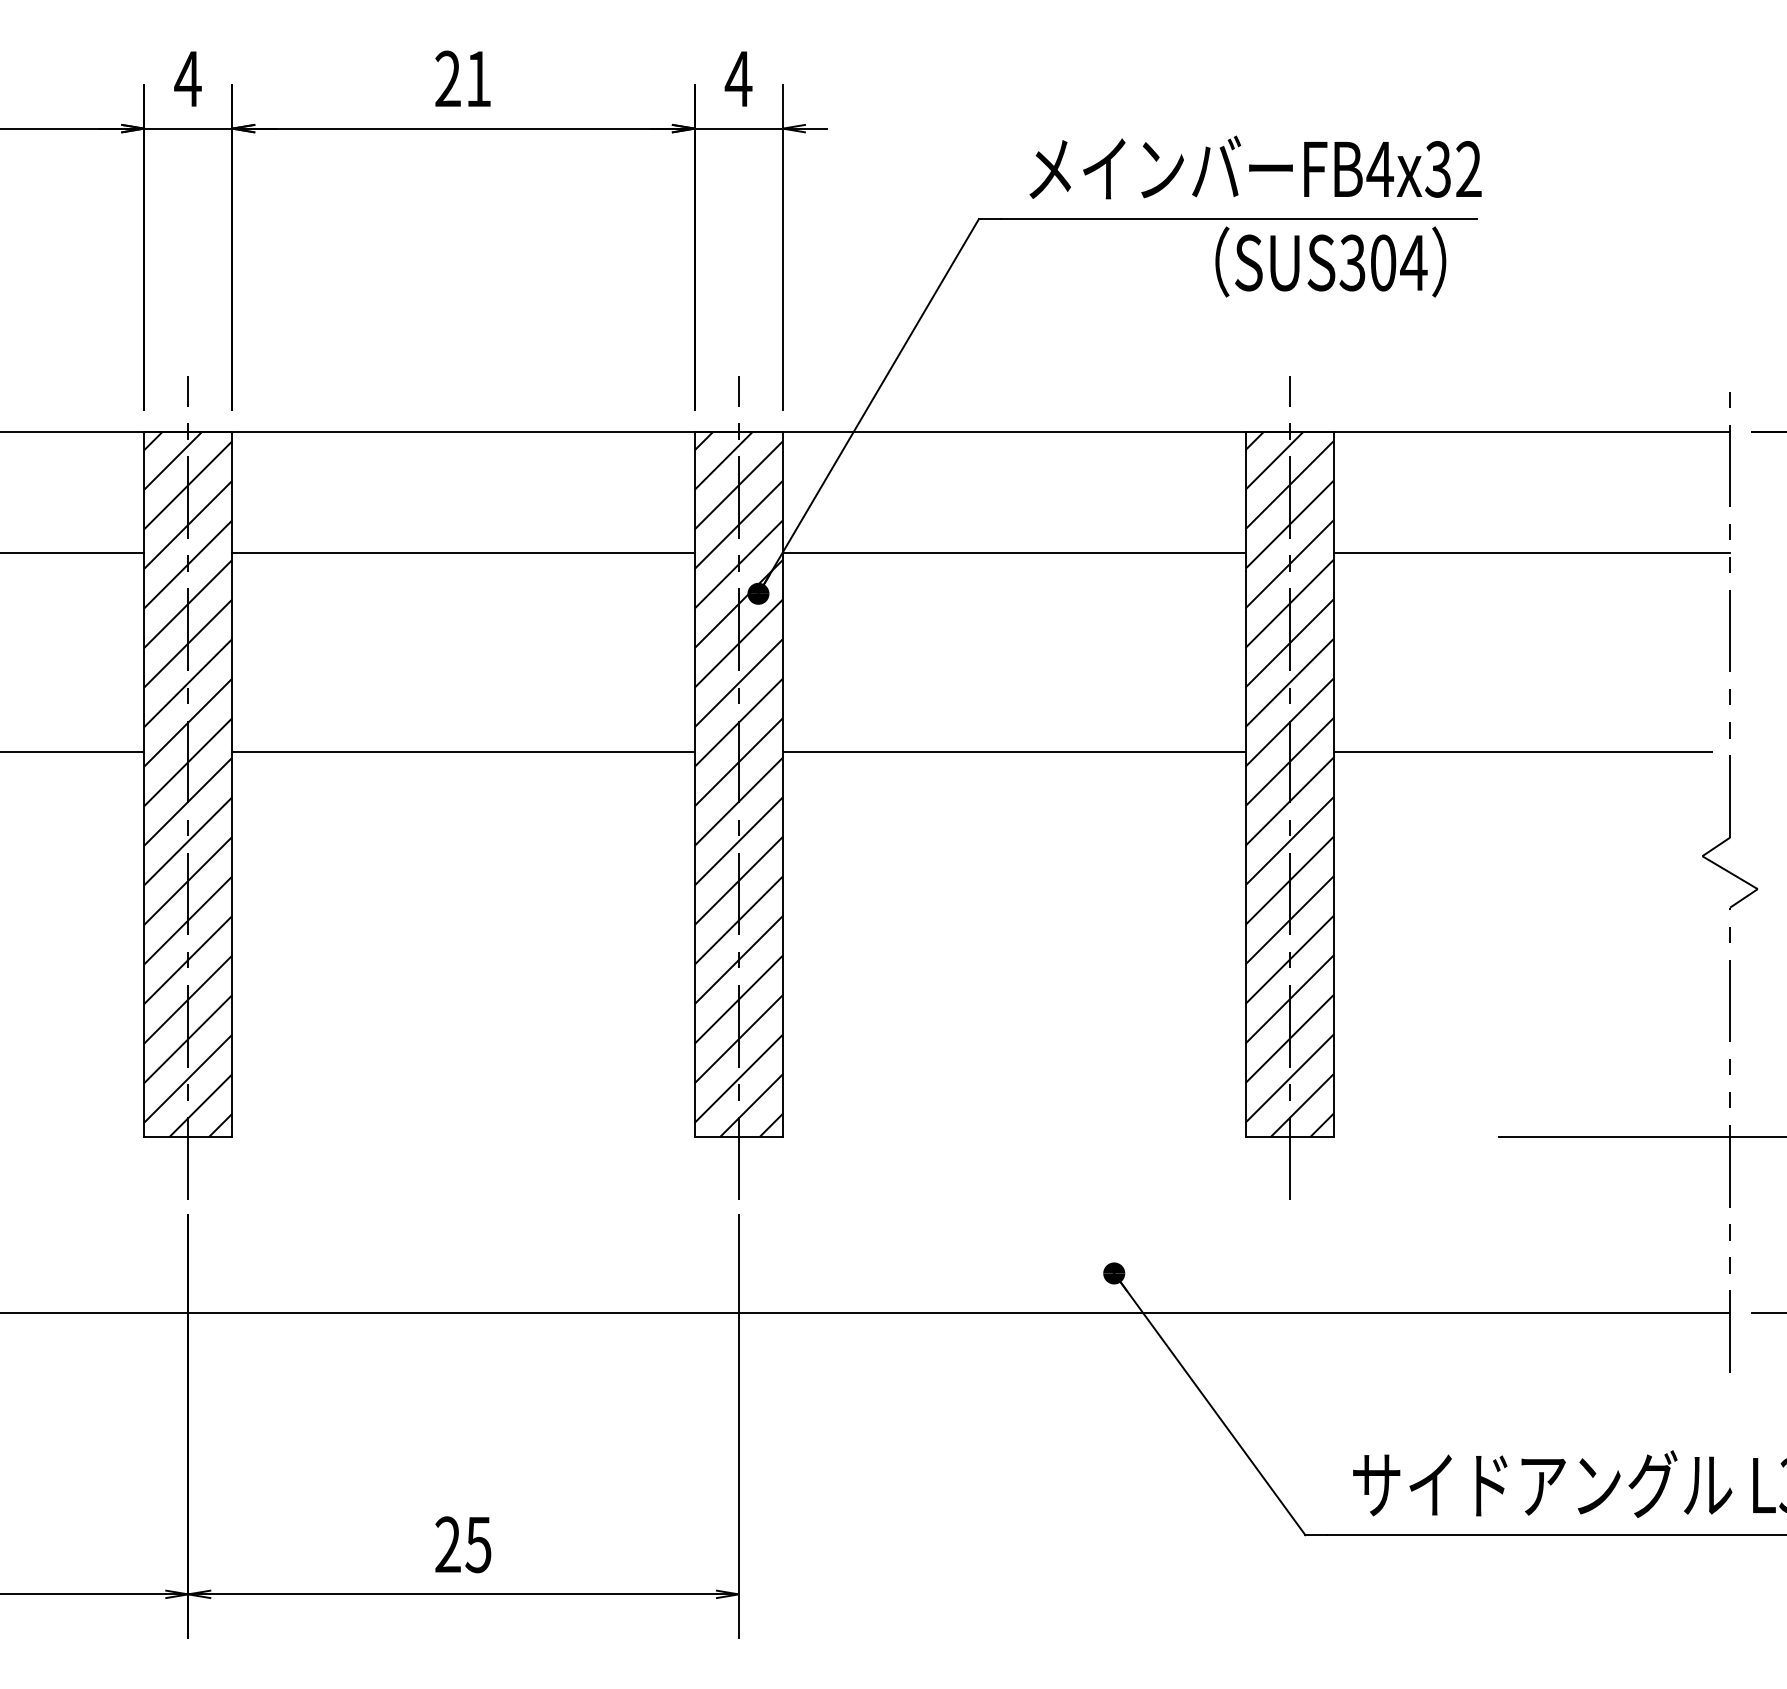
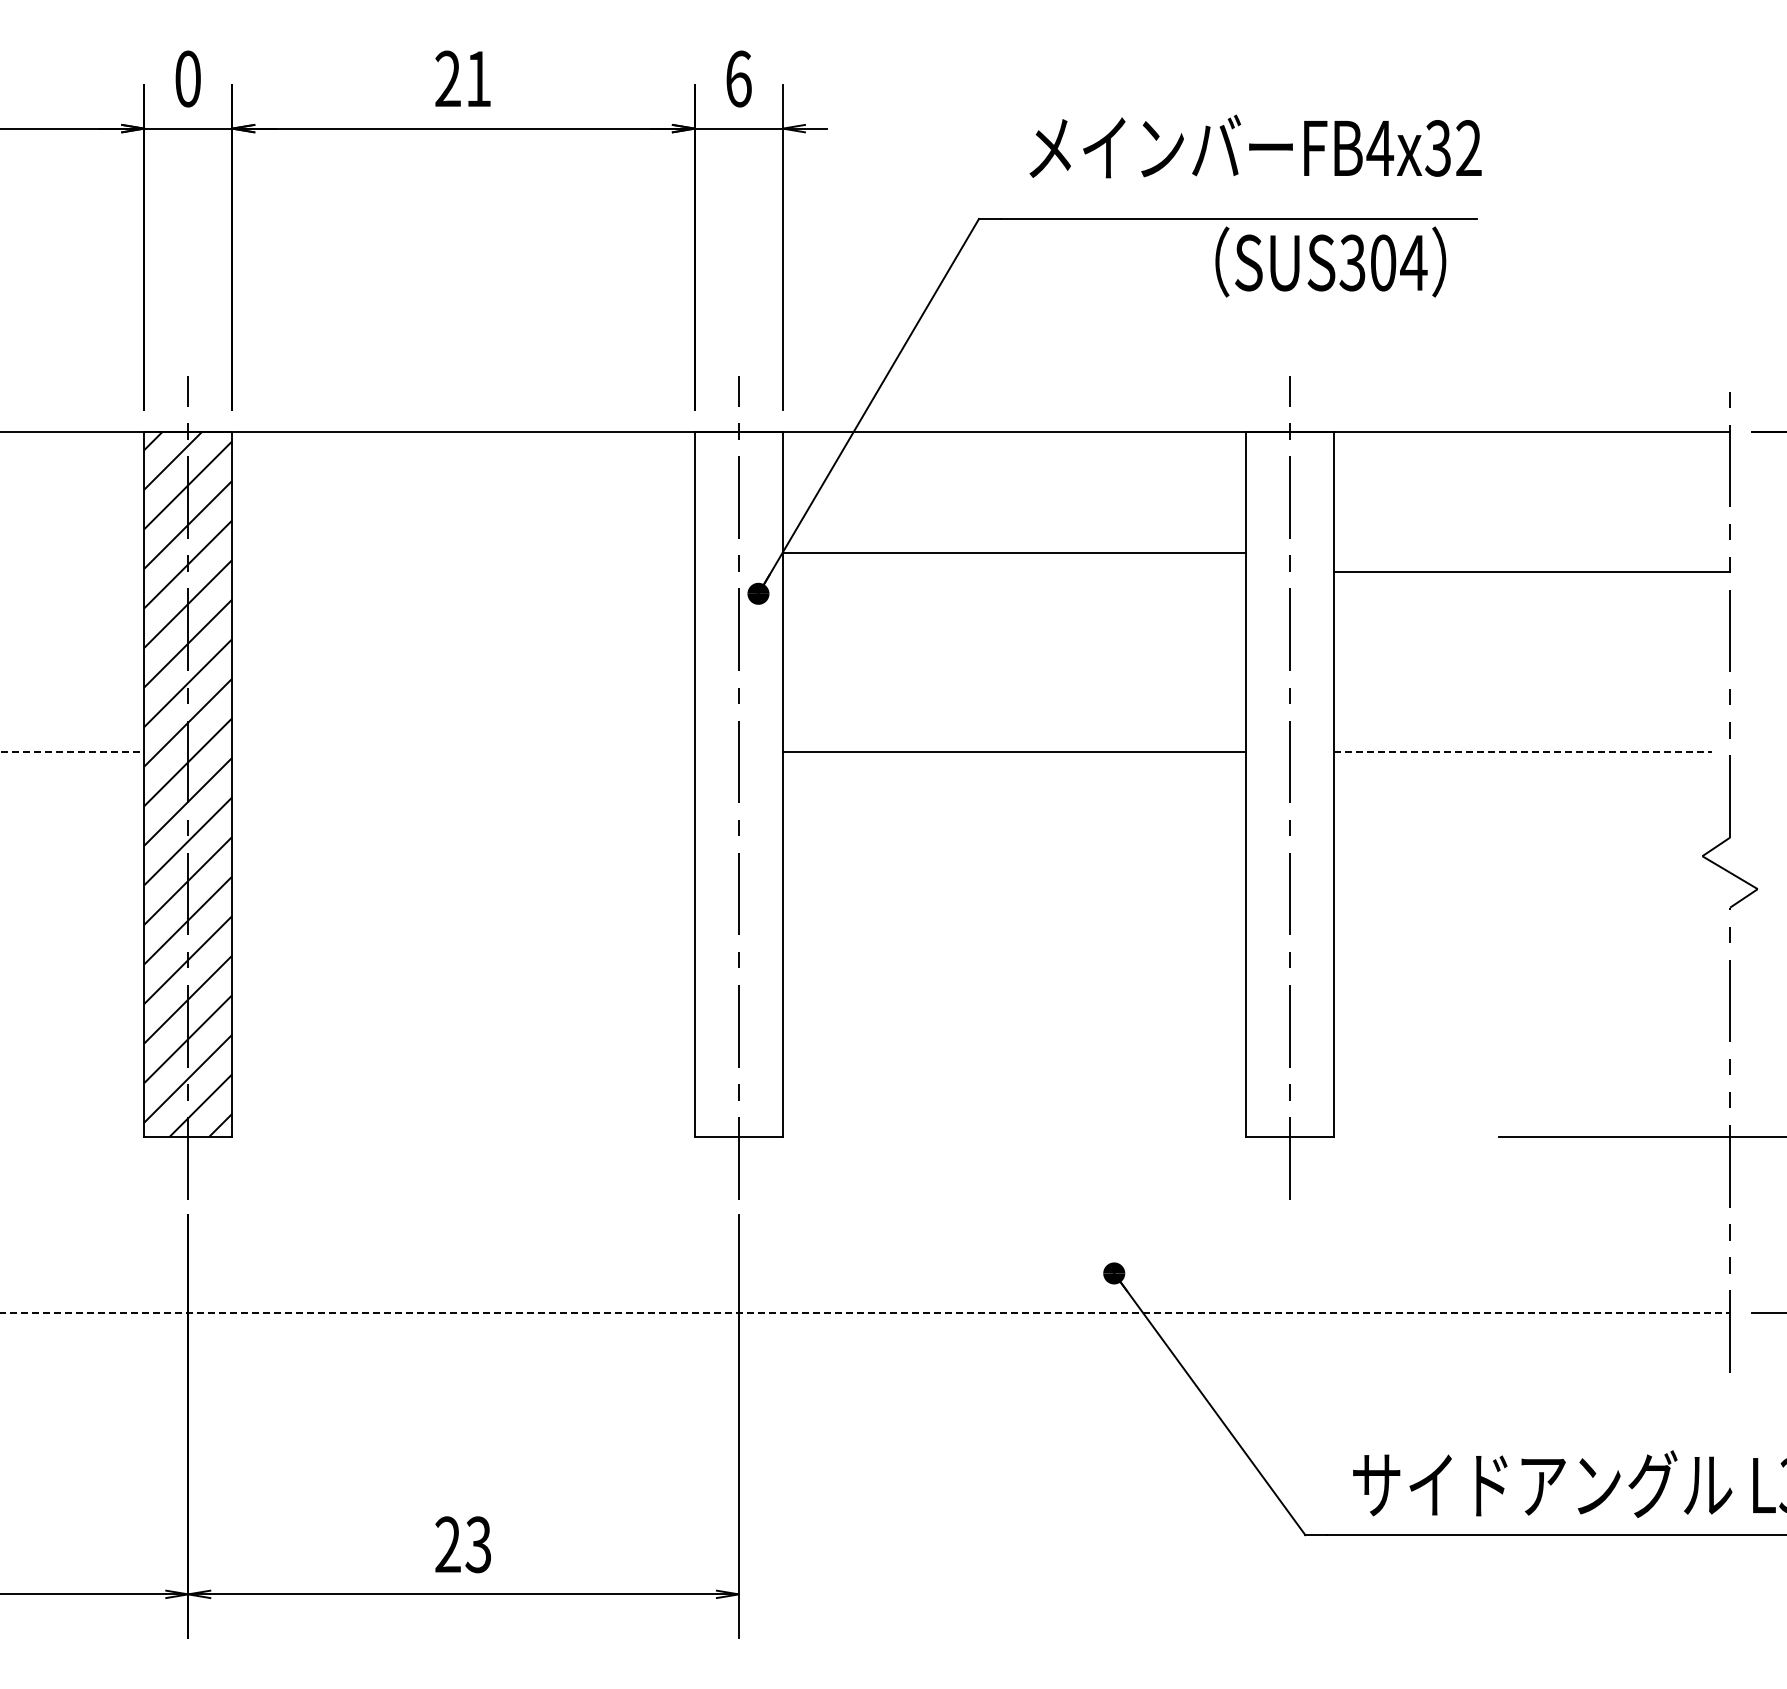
text: 4 -> 0 (187, 78)
text: 4 -> 6 (738, 78)
text position: (1255, 167) -> (1255, 146) (1255, 146)
line: present -> none (73, 553)
line: present -> none (463, 553)
line position: (1531, 553) -> (1531, 572) (1531, 572)
line: solid -> dashed (72, 751)
line: present -> none (463, 751)
line: solid -> dashed (1522, 751)
hatch: present -> none (738, 784)
hatch: present -> none (1289, 784)
line: solid -> dashed (865, 1313)
text: 25 -> 23 (478, 1544)
